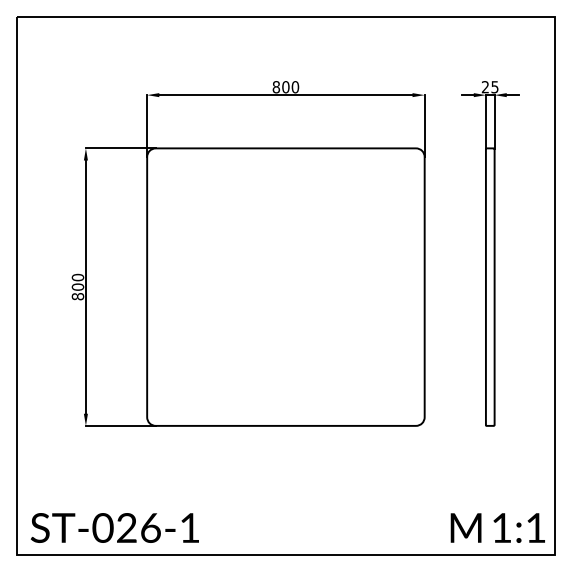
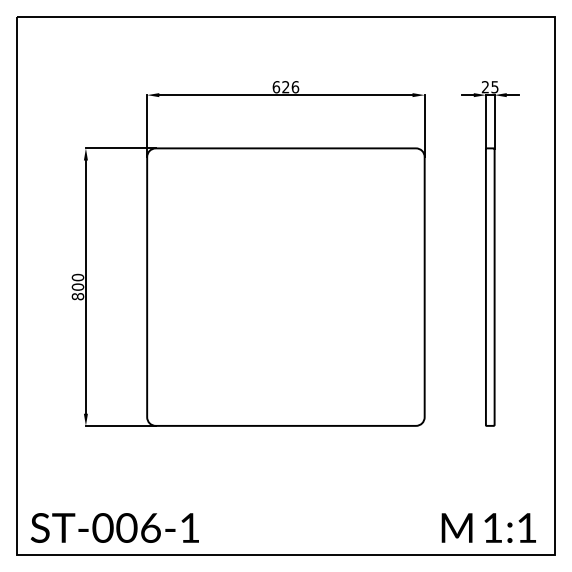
text: 800 -> 626 (285, 87)
text: ST-026-1 -> ST-006-1 (126, 527)
text position: (497, 527) -> (488, 527) (488, 527)
